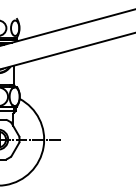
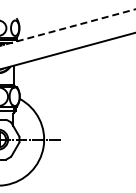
line: solid -> dashed (67, 27)
